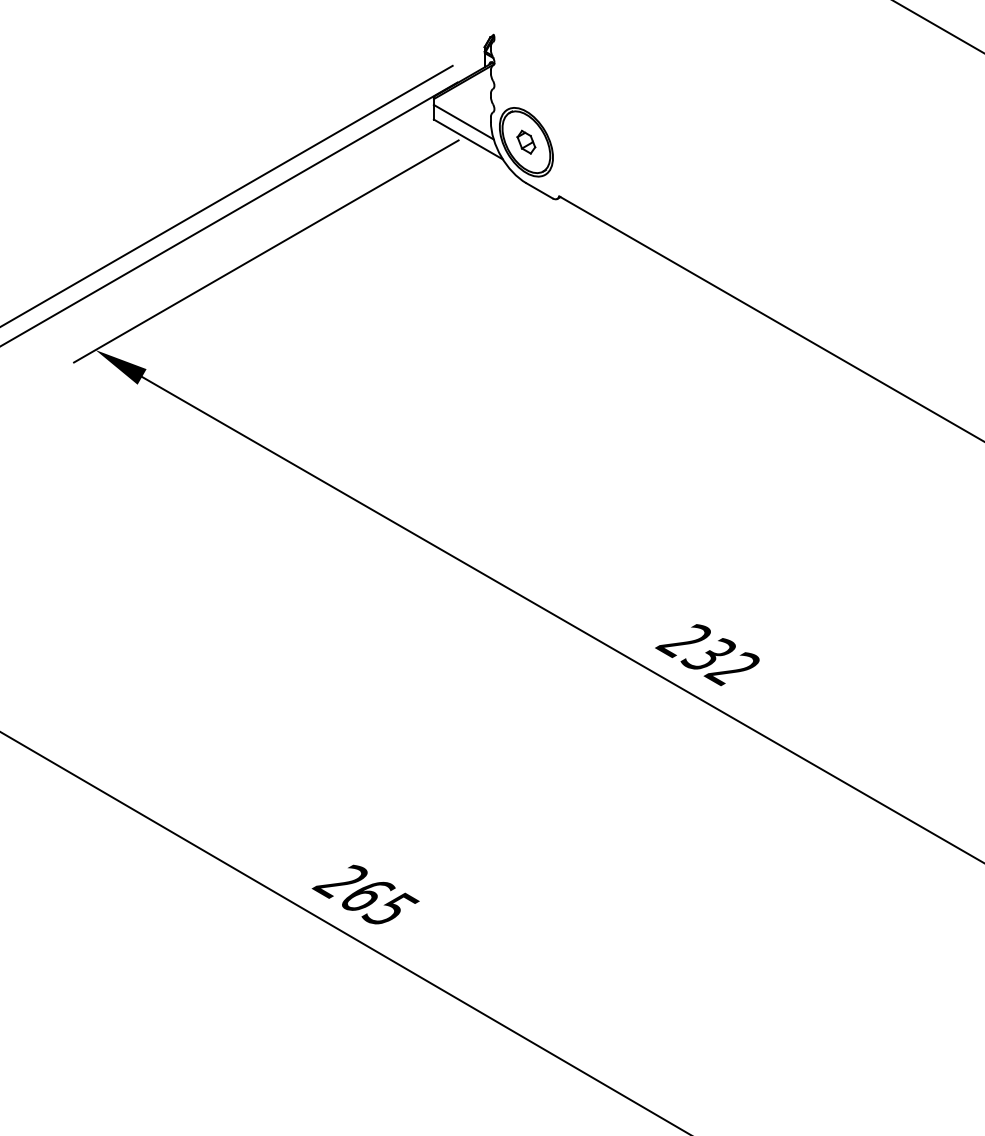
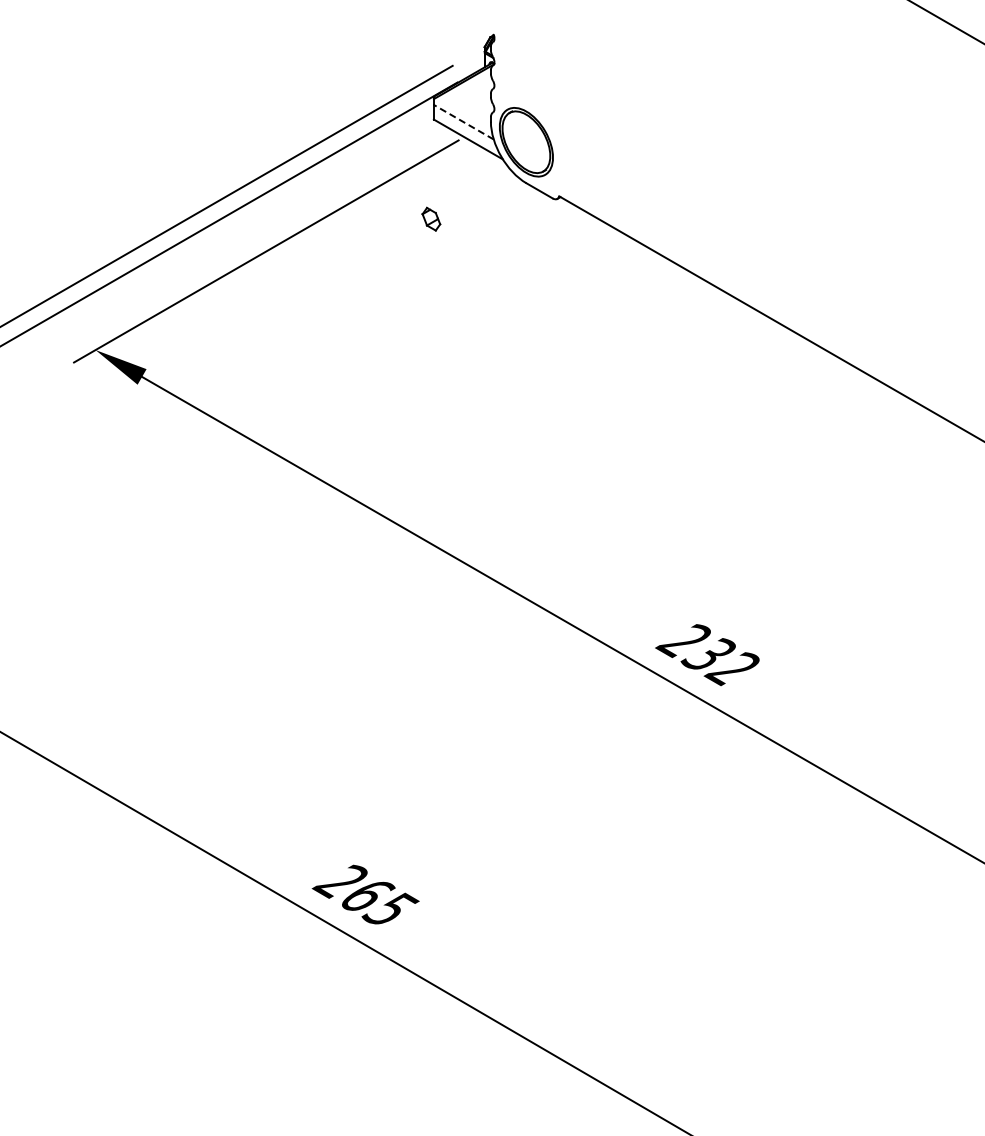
line position: (938, 26) -> (946, 22) (946, 22)
line: solid -> dashed (463, 122)
part position: (526, 141) -> (431, 218) (431, 218)
